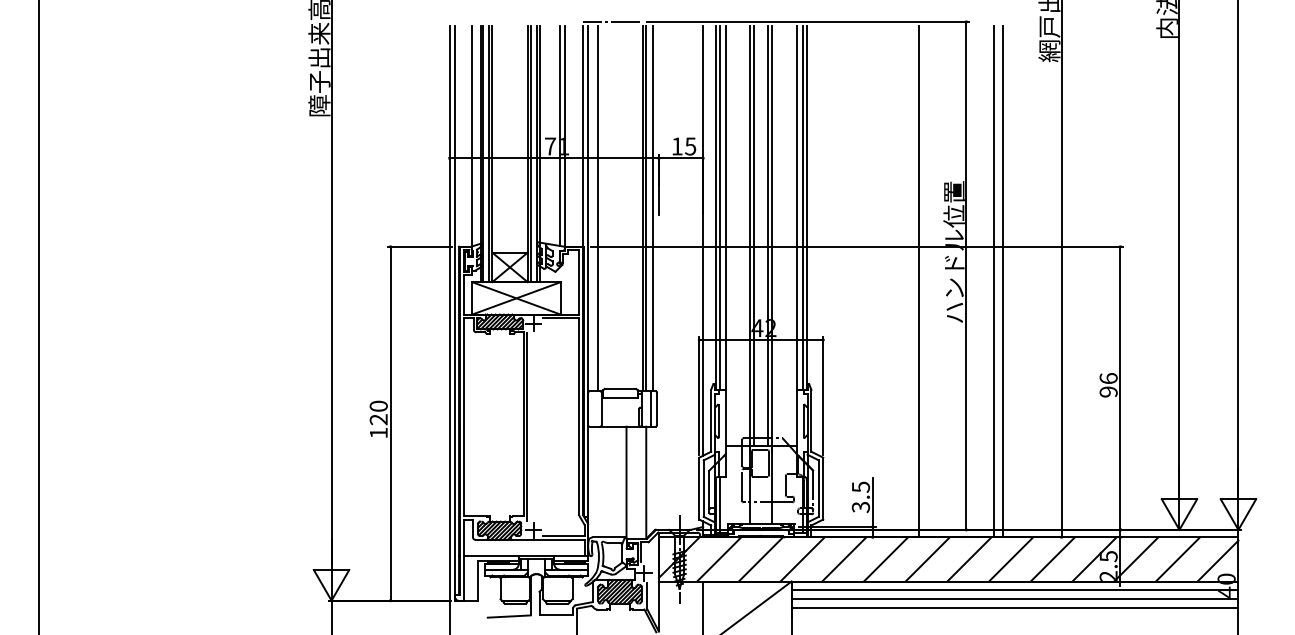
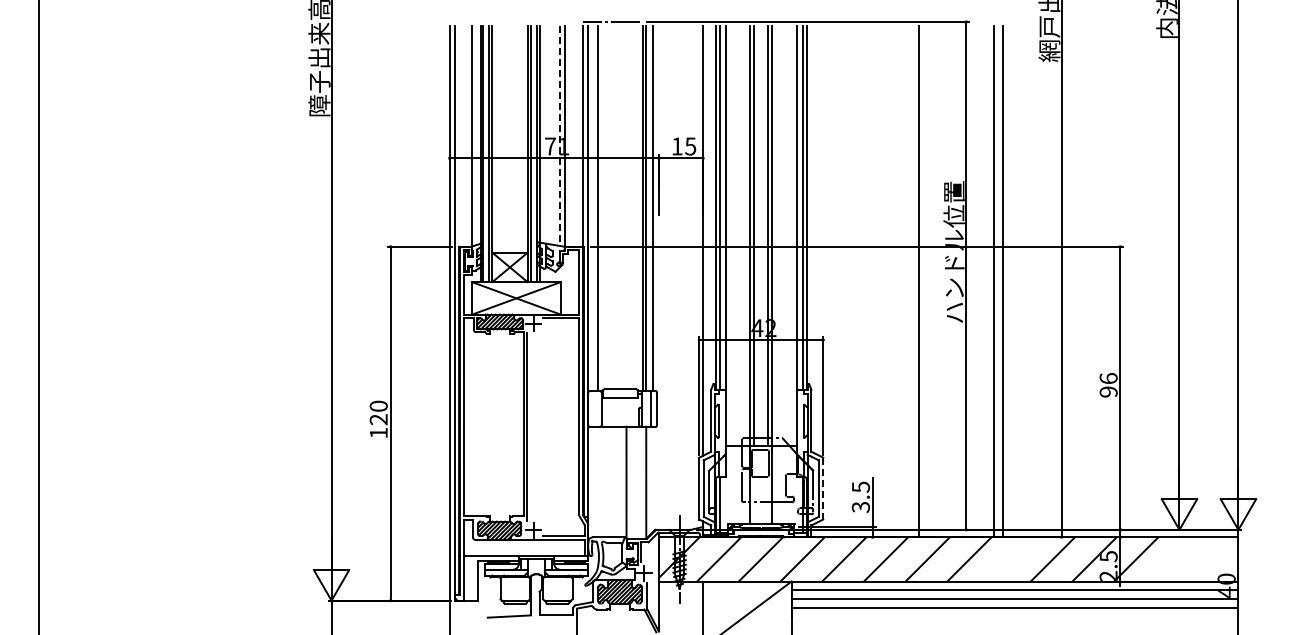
line: solid -> dashed (560, 136)
line: solid -> dashed (823, 488)
line: present -> none (1011, 559)
line: present -> none (1177, 559)
line: present -> none (1217, 560)
